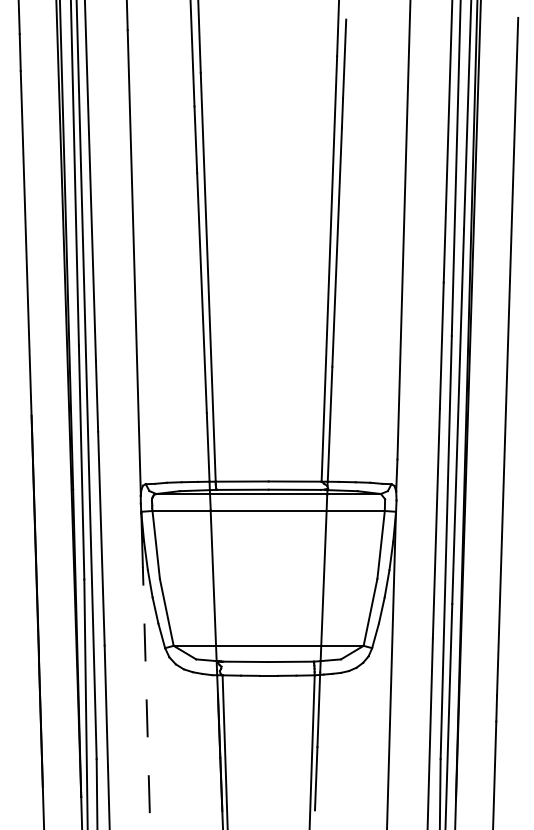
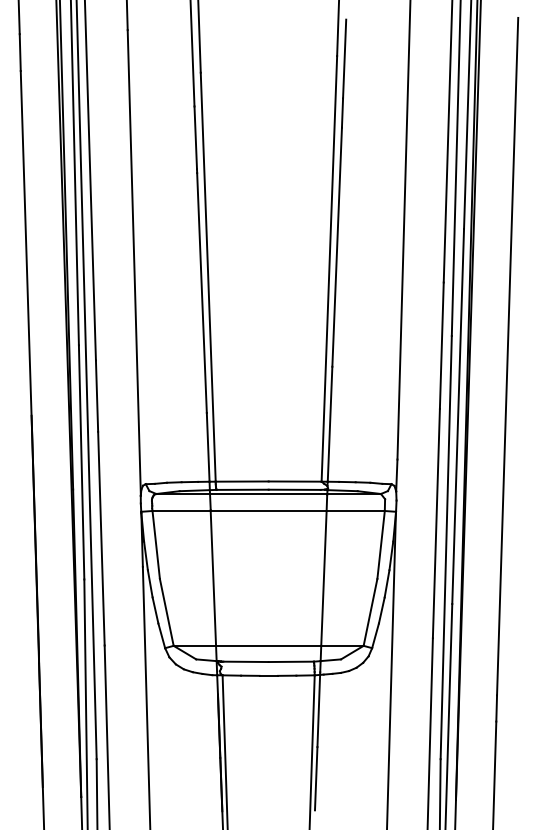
line: dashed -> solid (146, 697)
